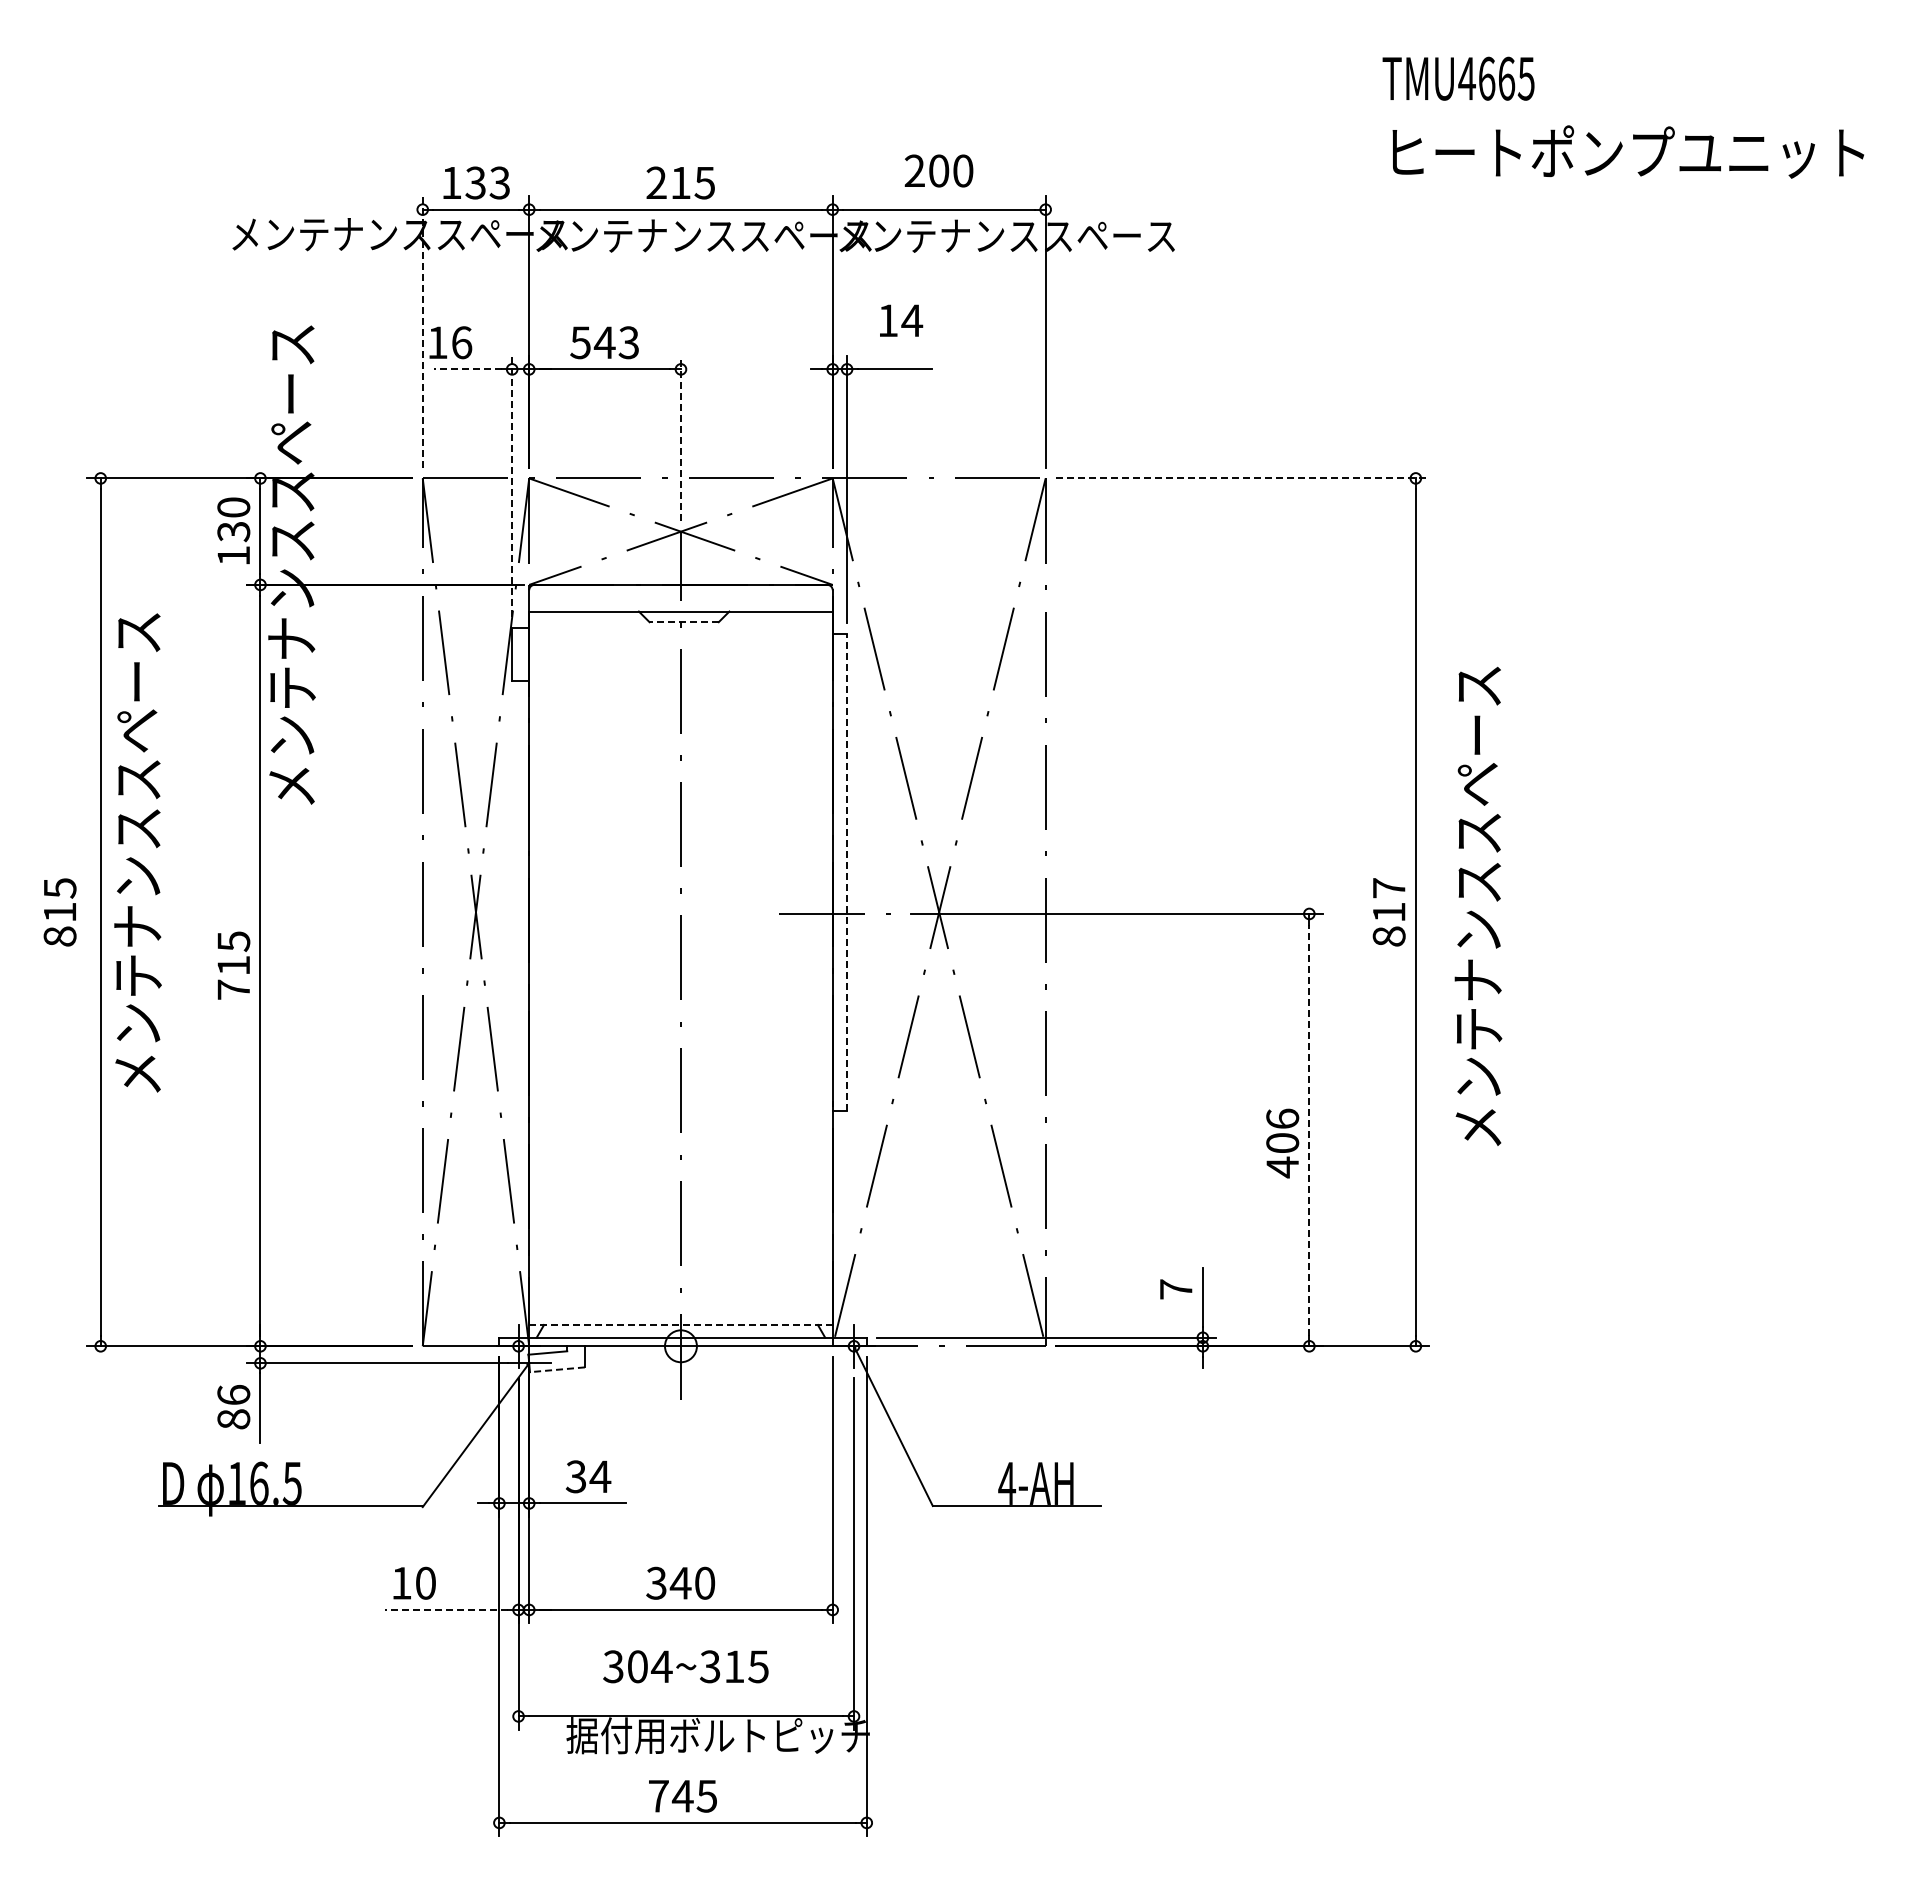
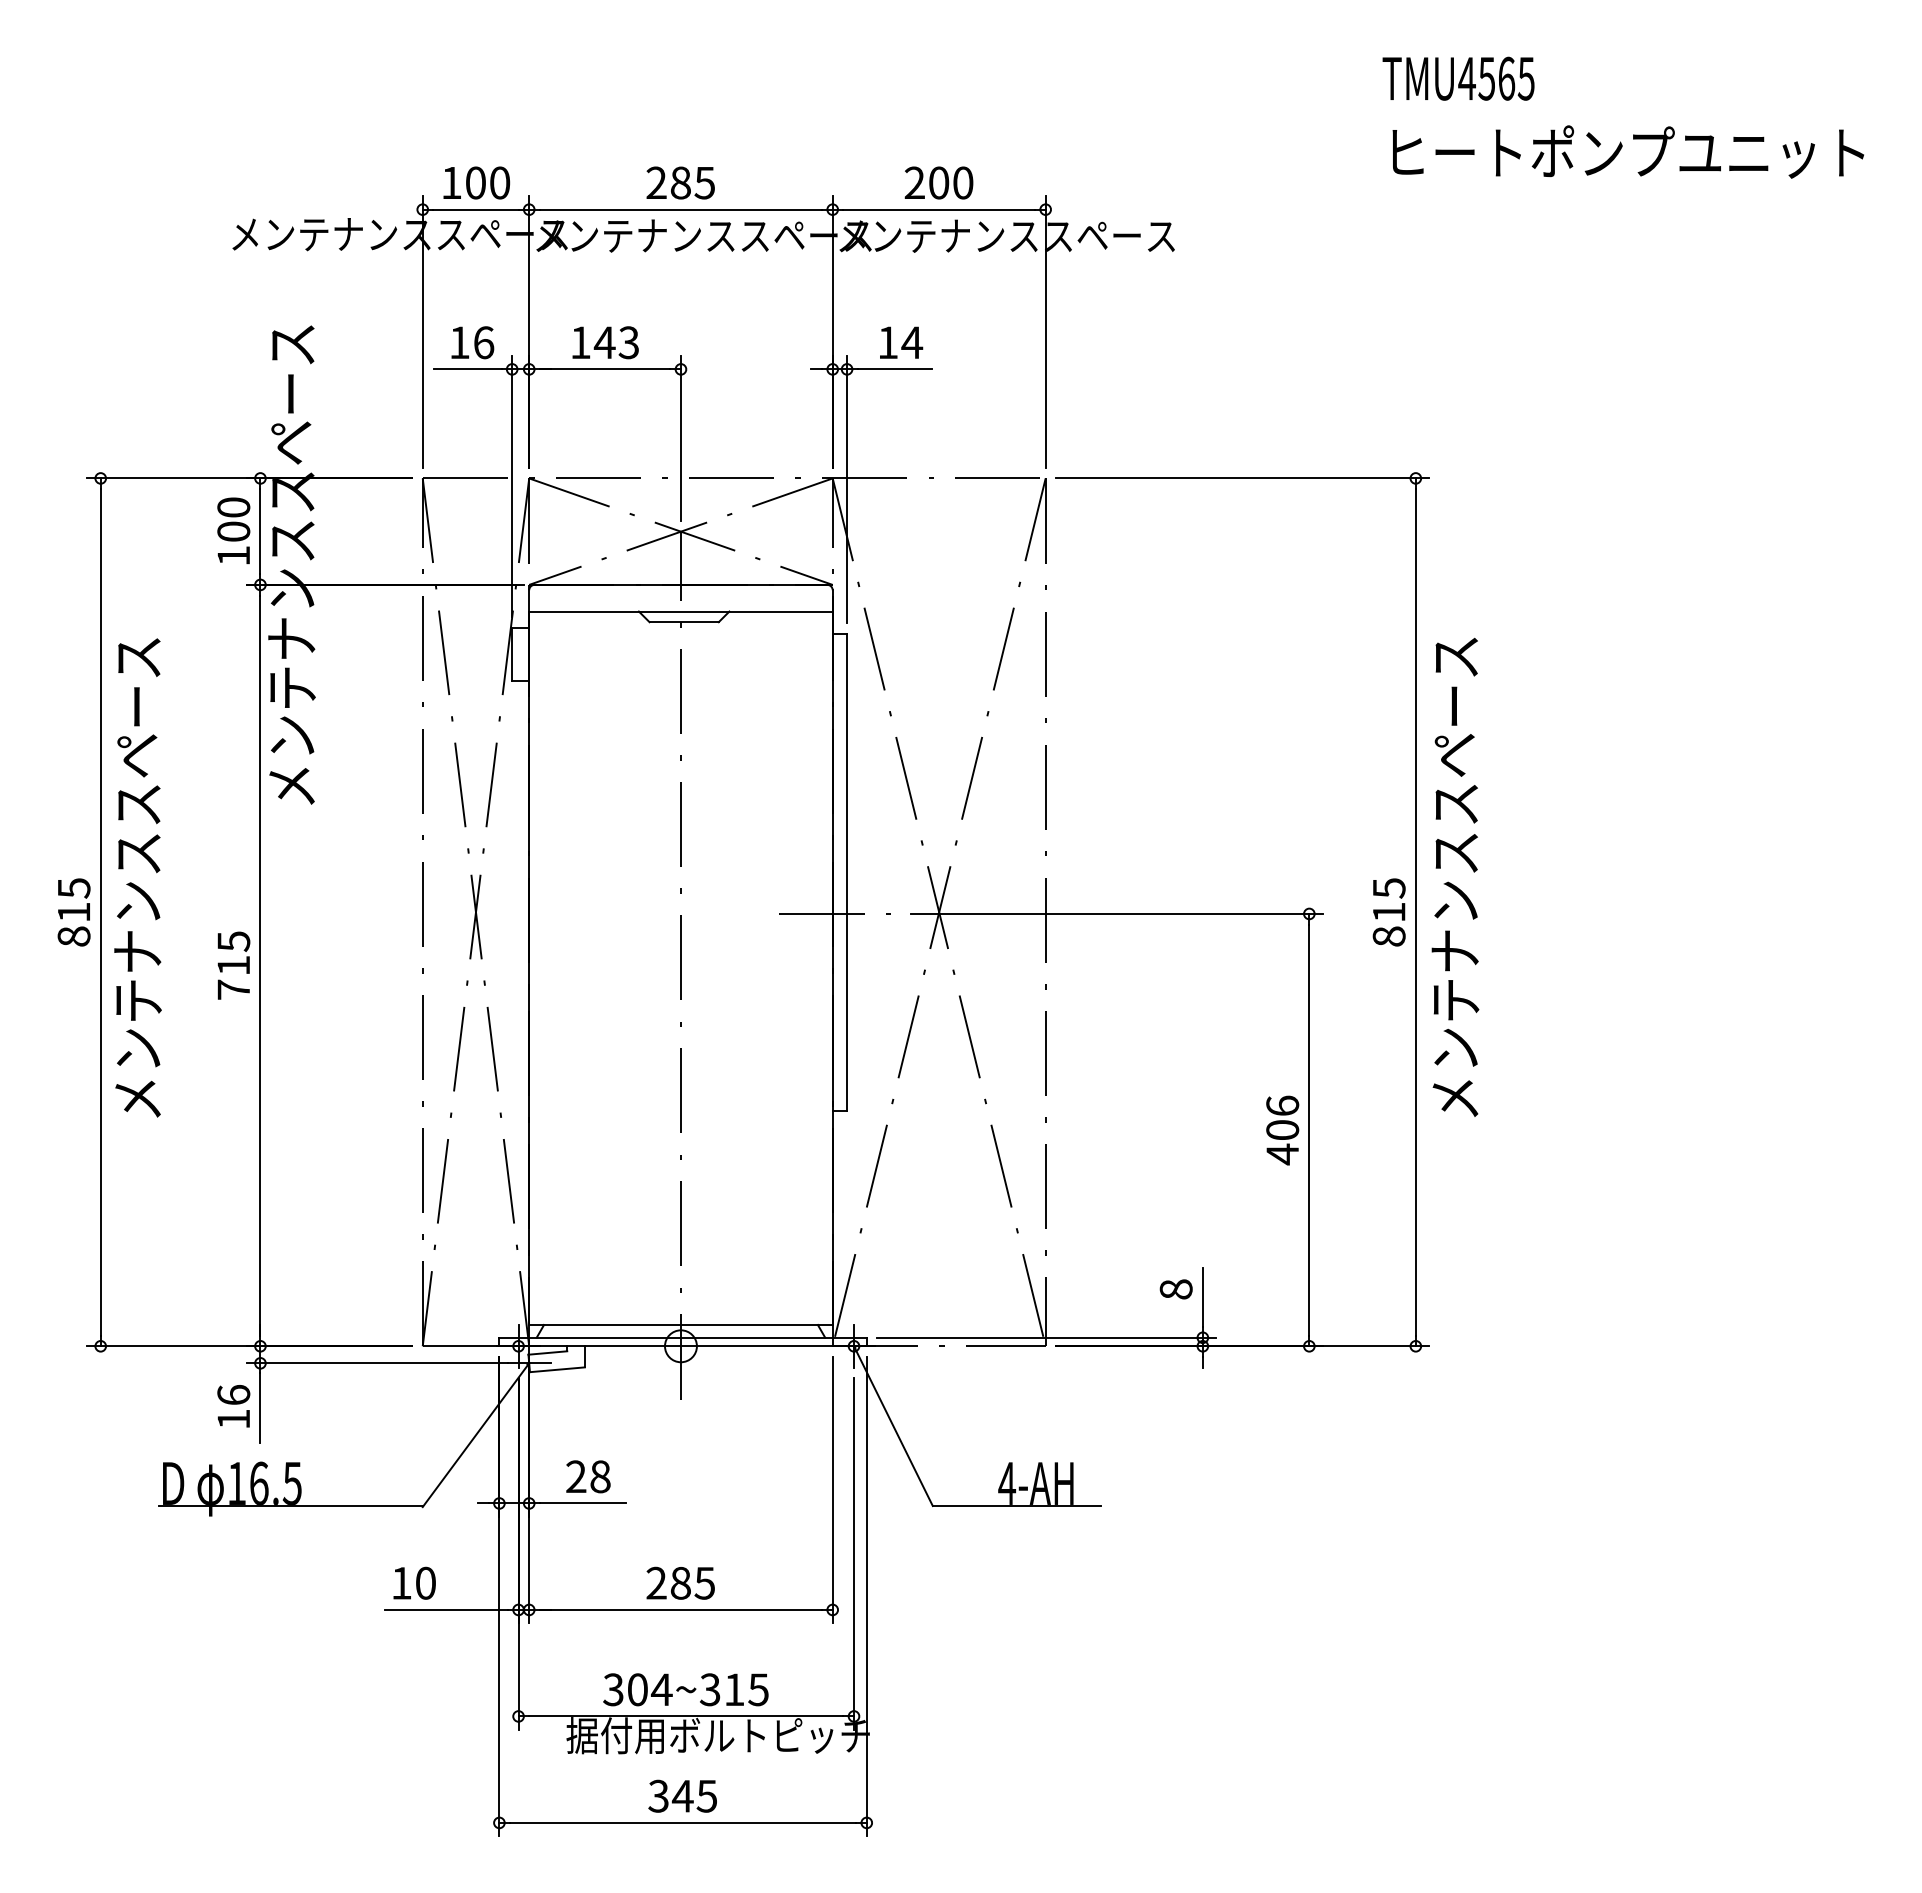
text: TMU4665 -> TMU4565 (1486, 78)
text position: (938, 170) -> (938, 182) (938, 182)
text: 133 -> 100 (487, 182)
text: 215 -> 285 (680, 182)
text position: (901, 320) -> (901, 342) (901, 342)
line: dashed -> solid (422, 332)
text position: (450, 342) -> (472, 342) (472, 342)
text: 543 -> 143 (580, 342)
line: dashed -> solid (467, 369)
line: dashed -> solid (680, 438)
line: dashed -> solid (1243, 478)
line: dashed -> solid (512, 485)
text: 130 -> 100 (233, 531)
line: dashed -> solid (684, 622)
text position: (137, 852) -> (137, 877) (137, 877)
line: dashed -> solid (847, 872)
text: 817 -> 815 (1389, 888)
text position: (1478, 905) -> (1455, 876) (1455, 876)
text position: (59, 912) -> (73, 912) (73, 912)
line: dashed -> solid (1309, 1130)
text position: (1282, 1143) -> (1282, 1130) (1282, 1130)
text: 7 -> 8 (1175, 1289)
line: dashed -> solid (680, 1325)
line: dashed -> solid (557, 1369)
text: 86 -> 16 (233, 1419)
text: 34 -> 28 (588, 1476)
text: 340 -> 285 (680, 1582)
line: dashed -> solid (446, 1609)
text position: (685, 1666) -> (685, 1689) (685, 1689)
text: 745 -> 345 (658, 1795)
